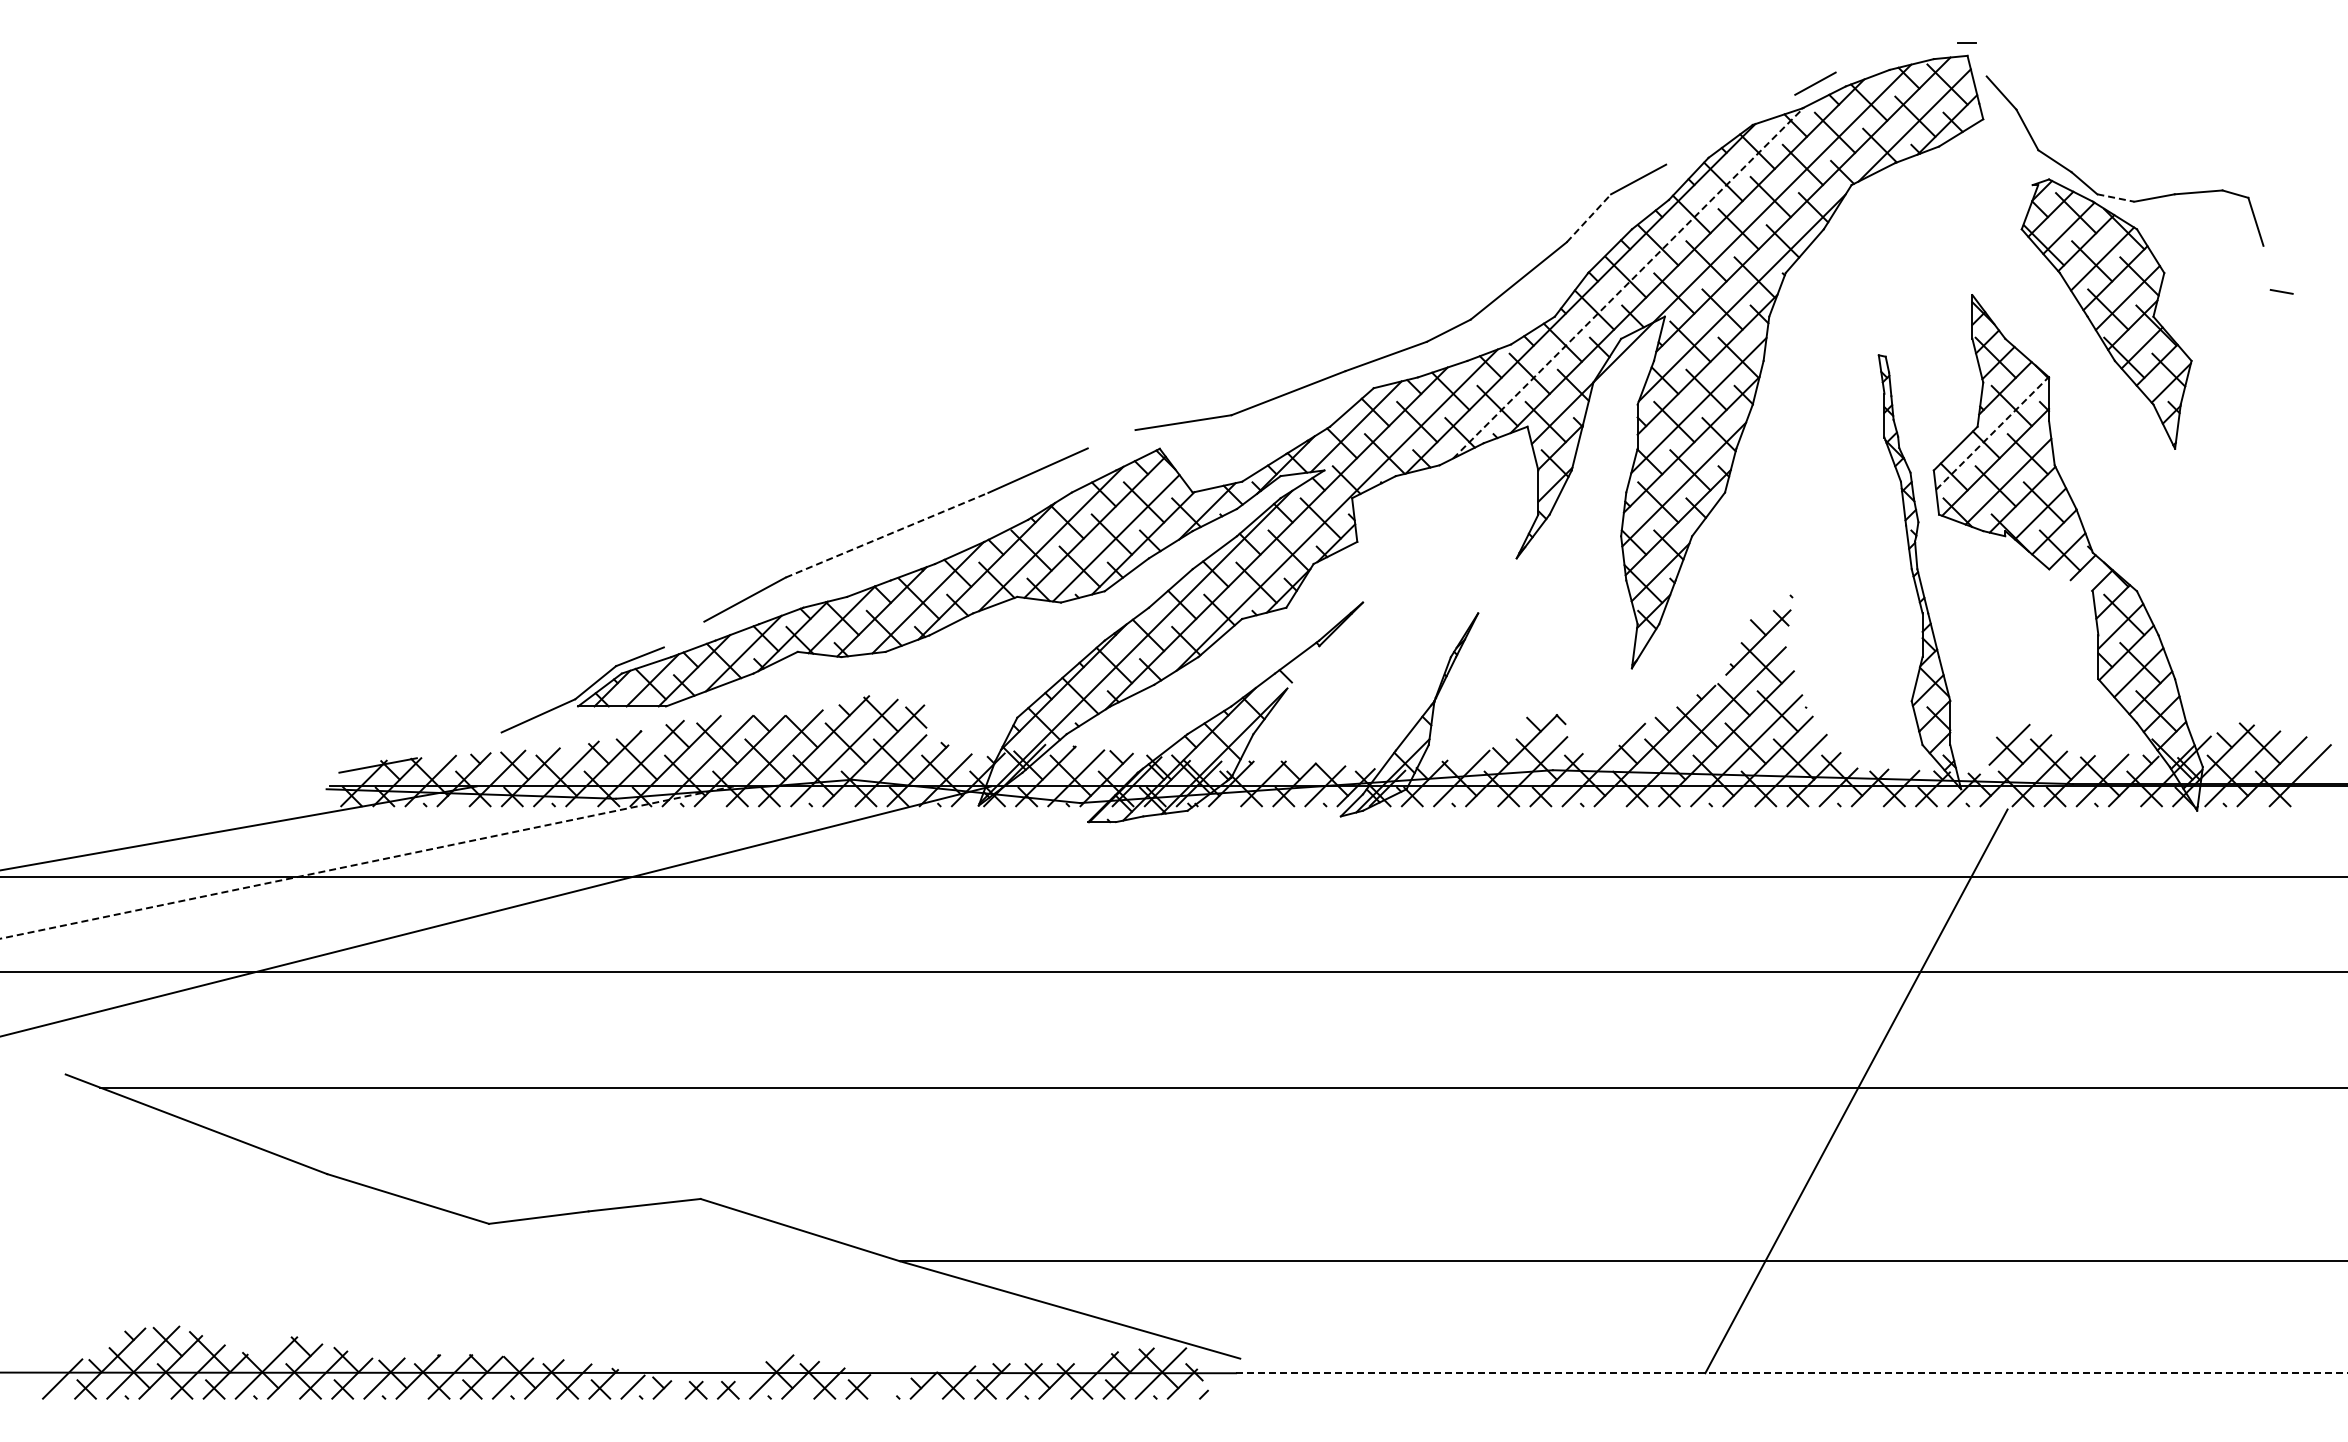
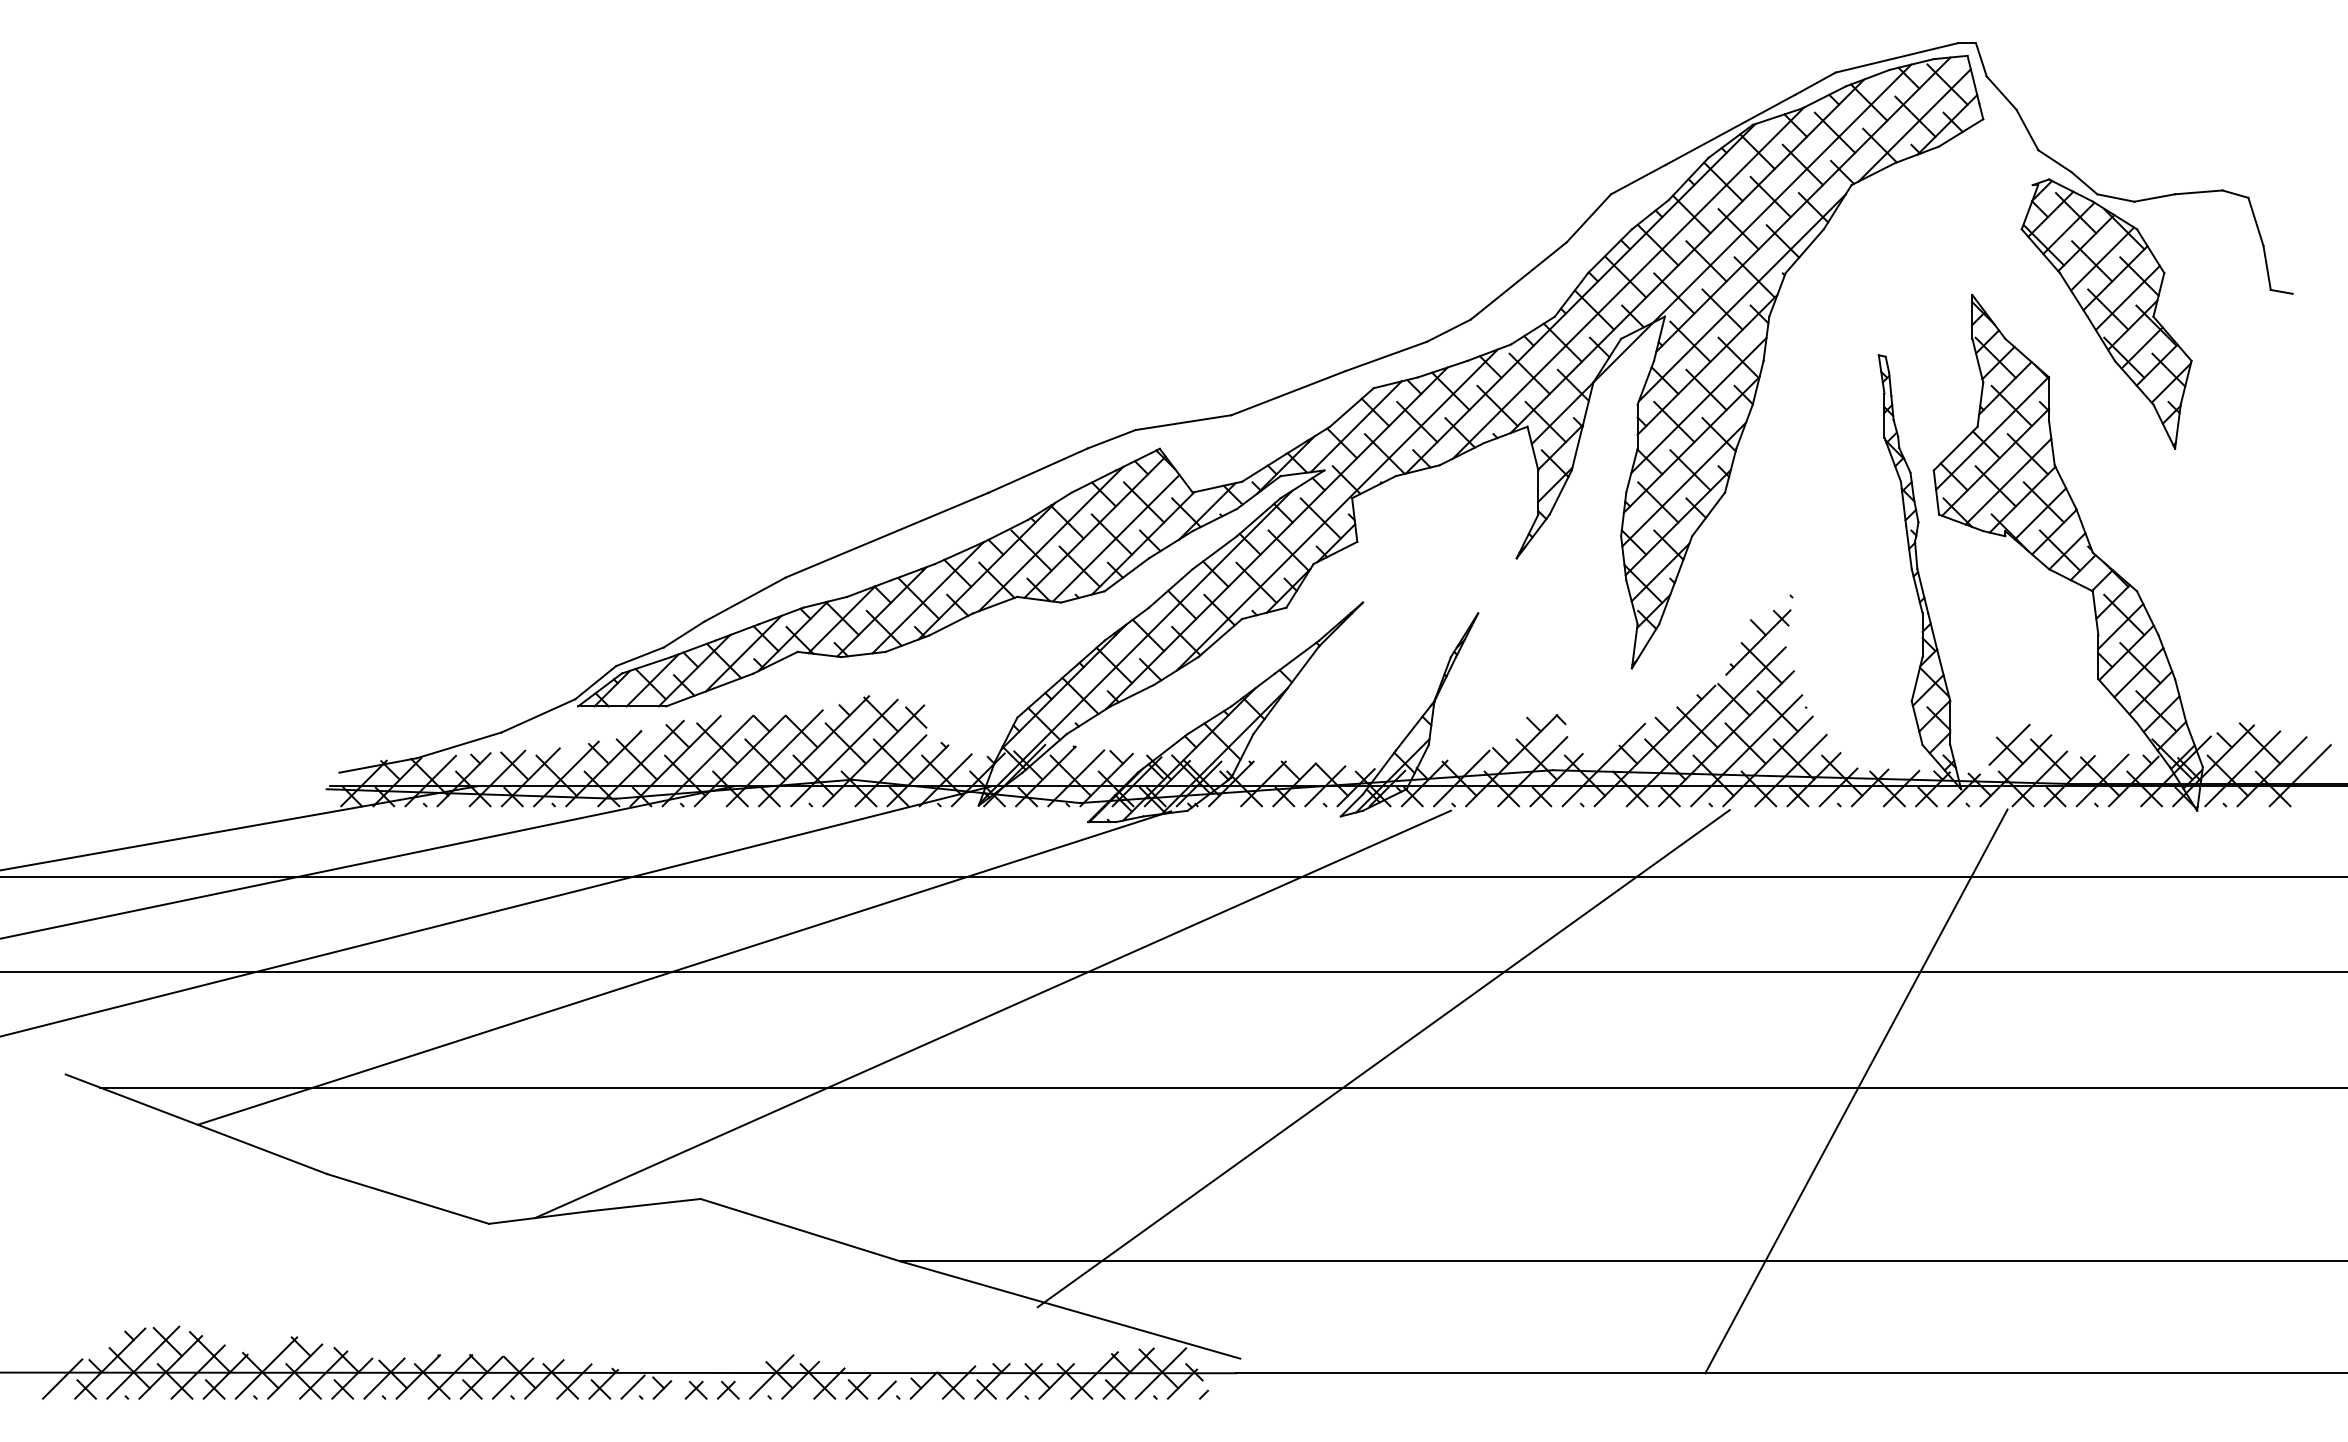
line: none -> present (1896, 57)
line: none -> present (1981, 59)
line: none -> present (1730, 129)
line: dashed -> solid (2115, 198)
line: dashed -> solid (1588, 218)
line: none -> present (2266, 267)
line: dashed -> solid (1628, 282)
line: dashed -> solid (1992, 433)
line: none -> present (1111, 439)
line: dashed -> solid (887, 535)
line: none -> present (2070, 580)
line: none -> present (683, 634)
line: none -> present (1302, 667)
line: none -> present (458, 745)
line: dashed -> solid (366, 862)
line: none -> present (684, 967)
line: none -> present (992, 1014)
line: none -> present (1383, 1058)
line: dashed -> solid (1791, 1373)
line: none -> present (886, 1389)
